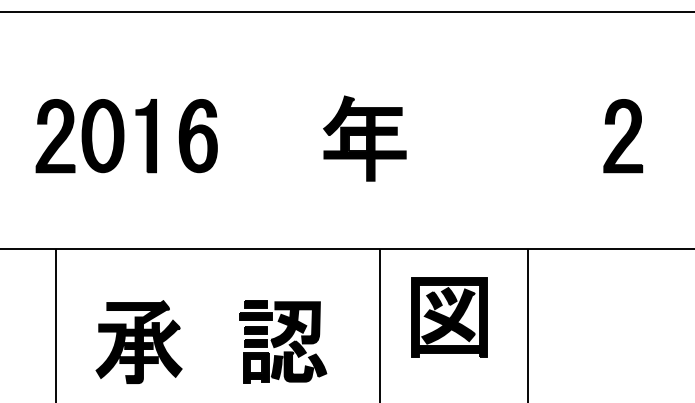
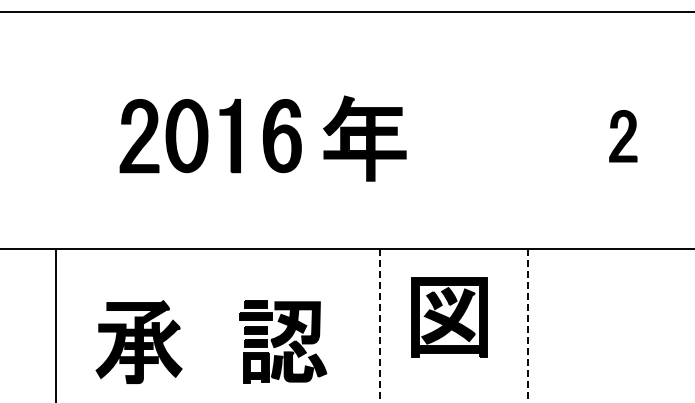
part position: (126, 136) -> (210, 136) (210, 136)
part size: 41x75 px -> 29x53 px (623, 136)
line: solid -> dashed (380, 326)
line: solid -> dashed (527, 326)
